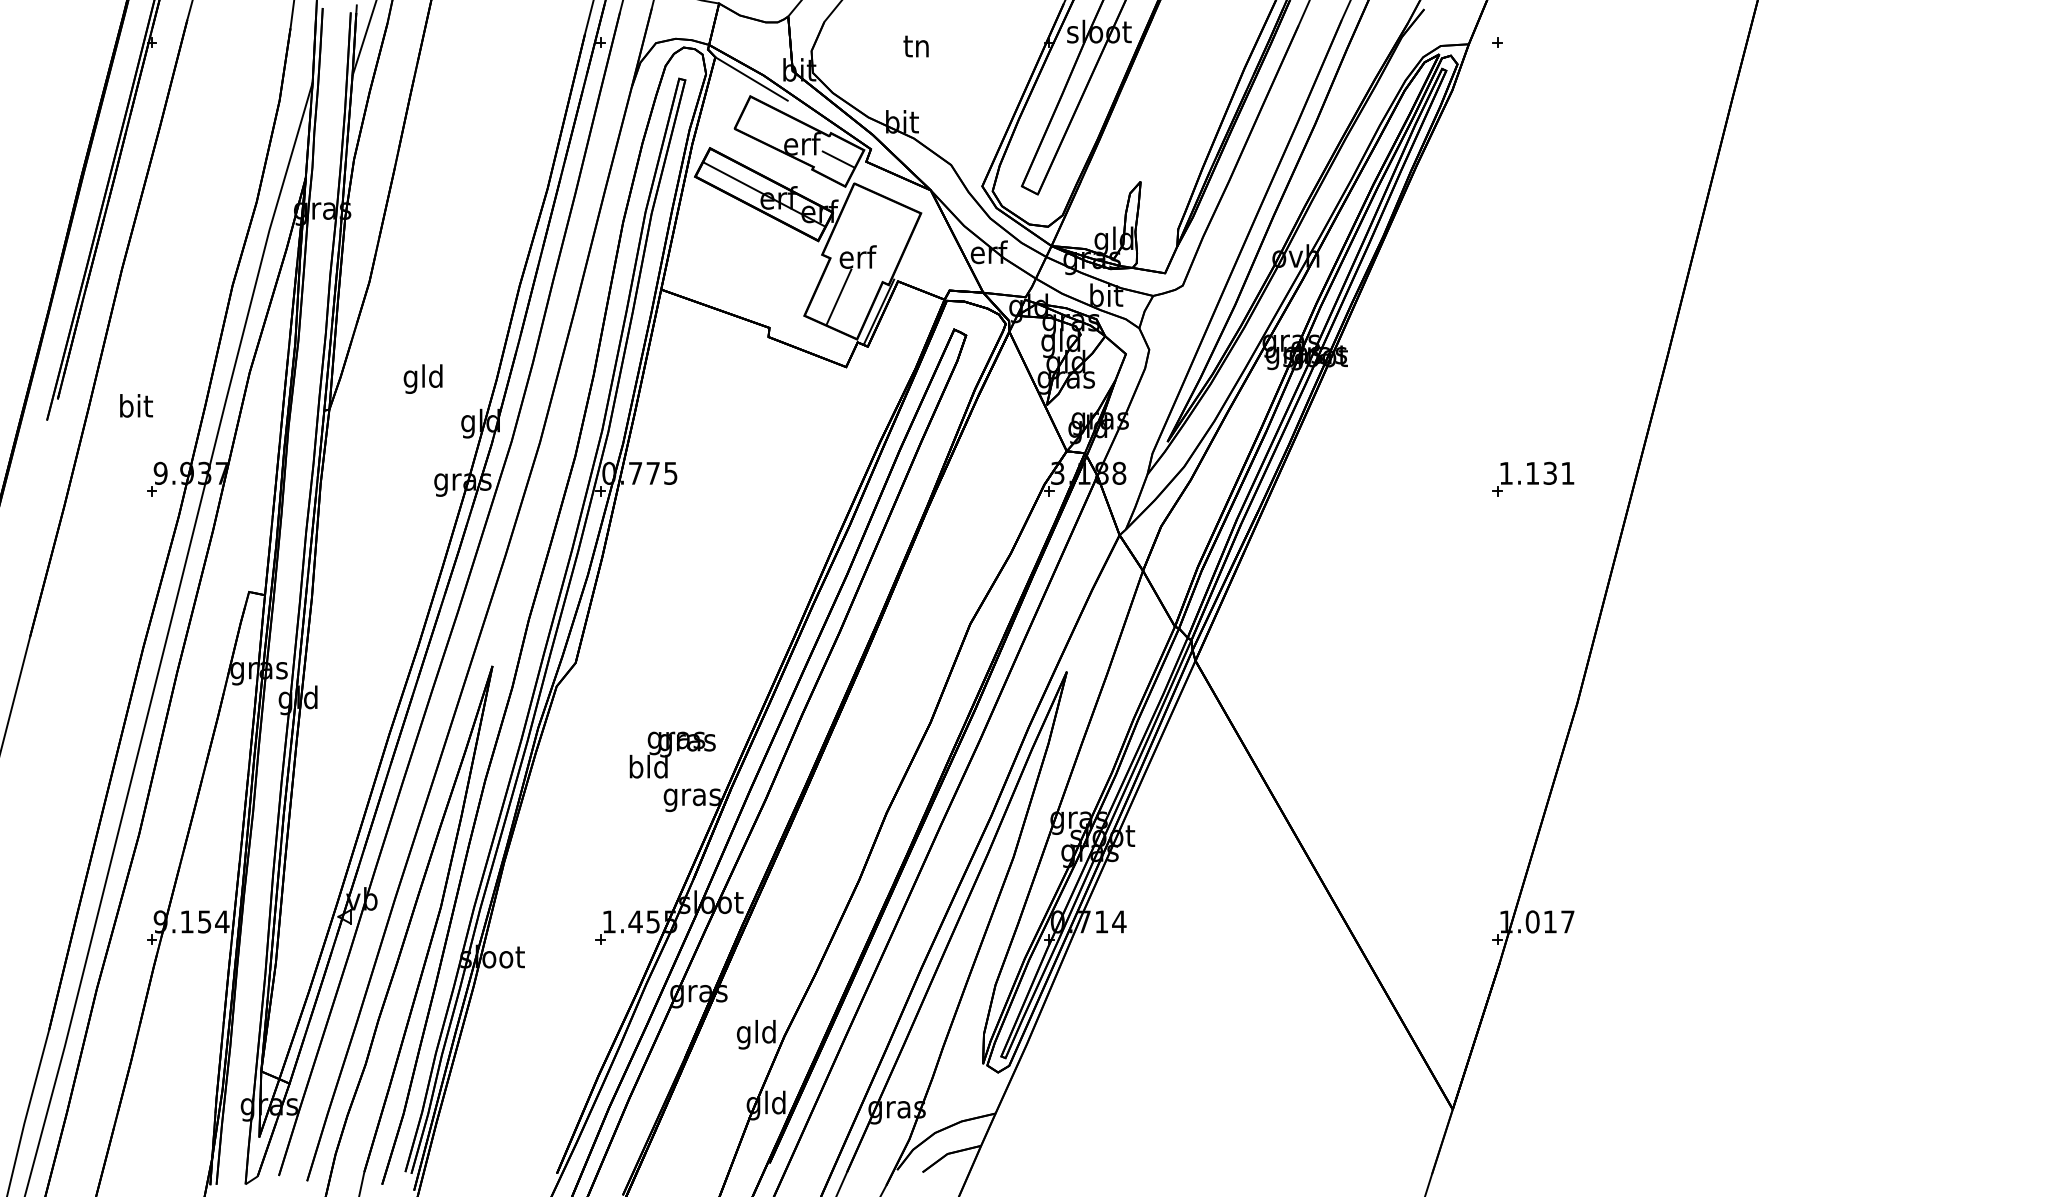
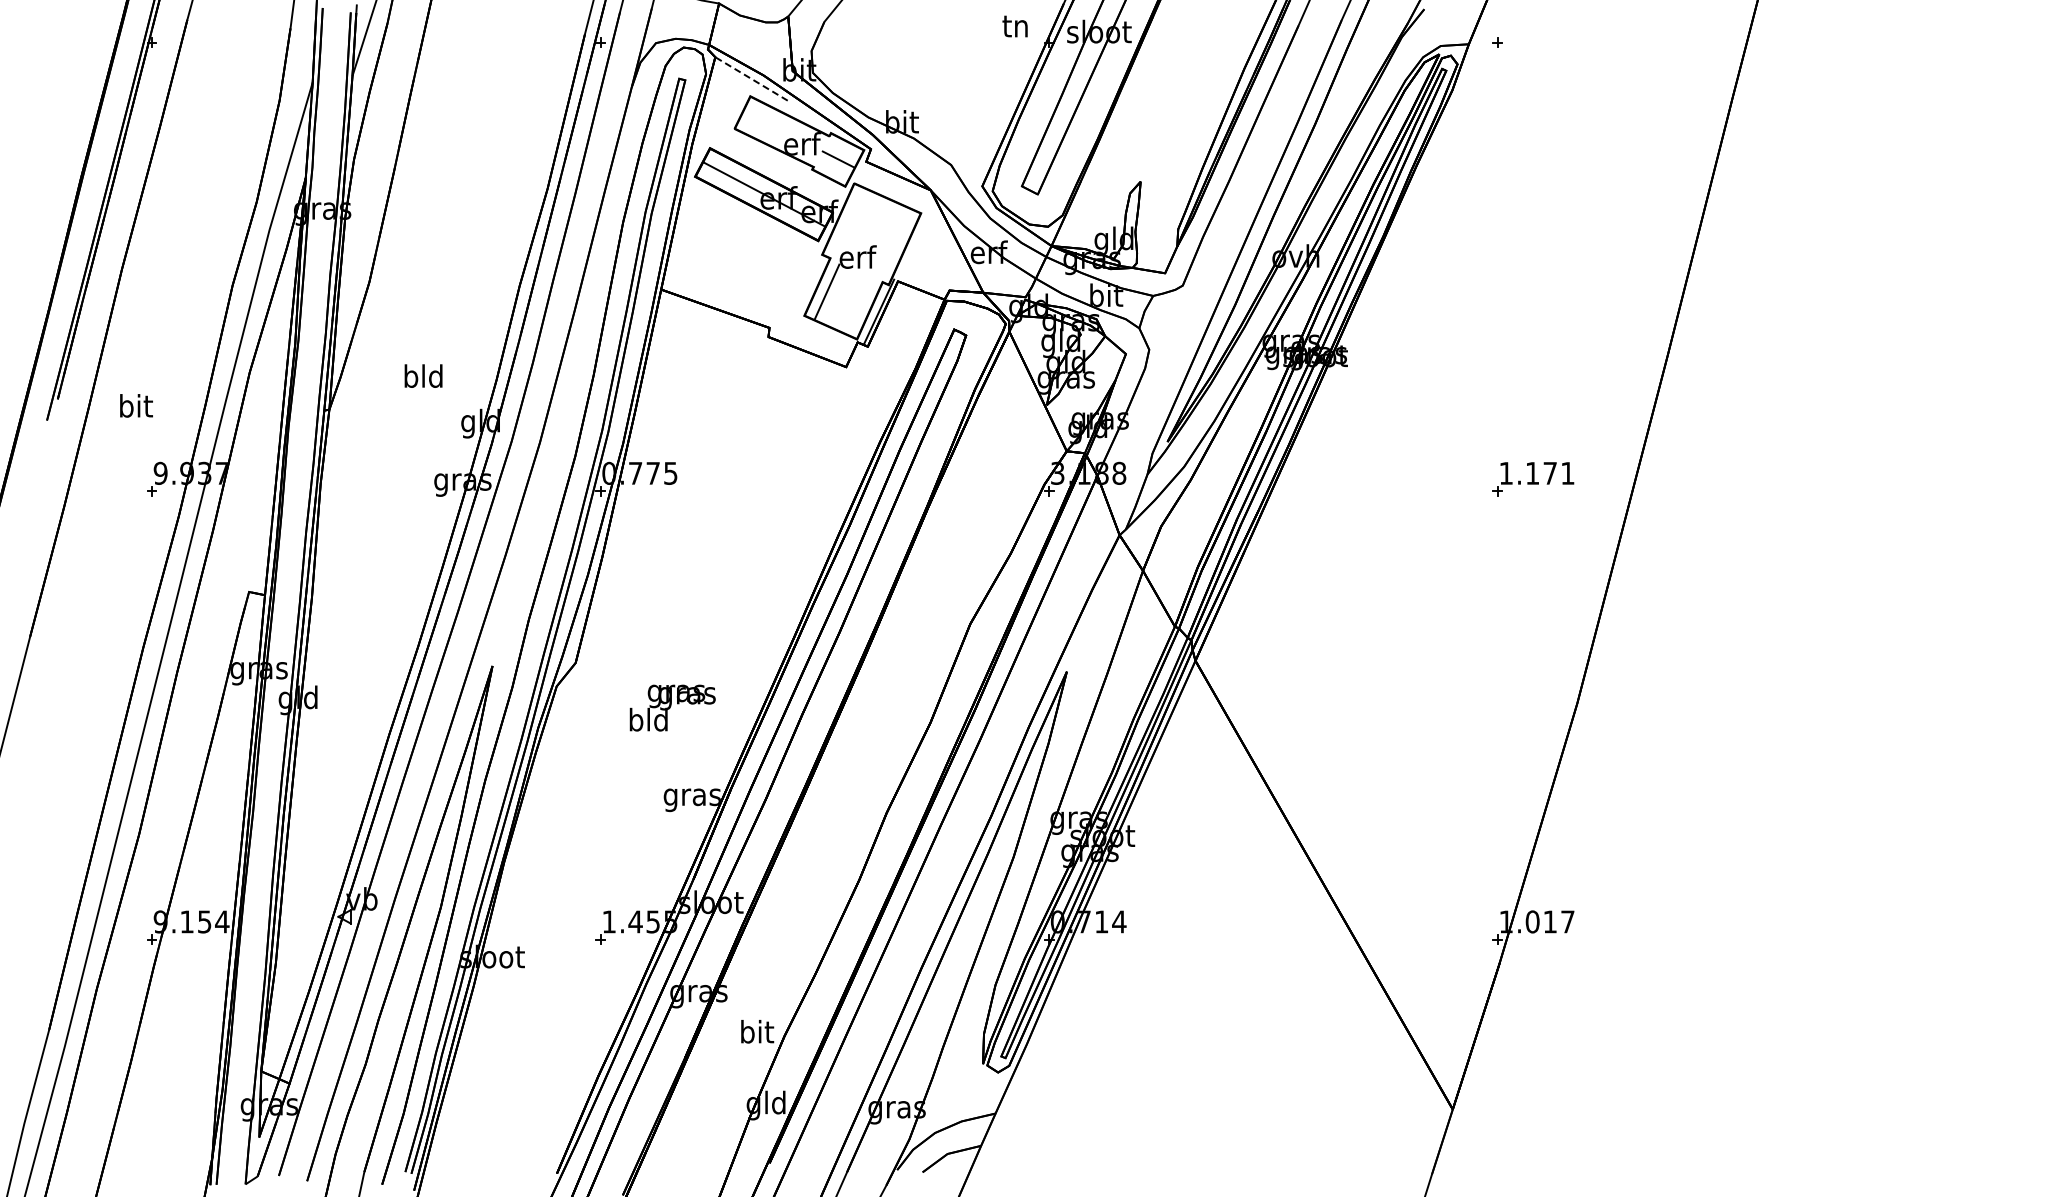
text position: (915, 46) -> (1014, 26) (1014, 26)
line: solid -> dashed (751, 78)
line position: (838, 296) -> (826, 291) (826, 291)
text: gld -> bld (410, 378)
text: 1.131 -> 1.171 (1549, 472)
text position: (672, 754) -> (672, 707) (672, 707)
text: gld -> bit (755, 1034)
